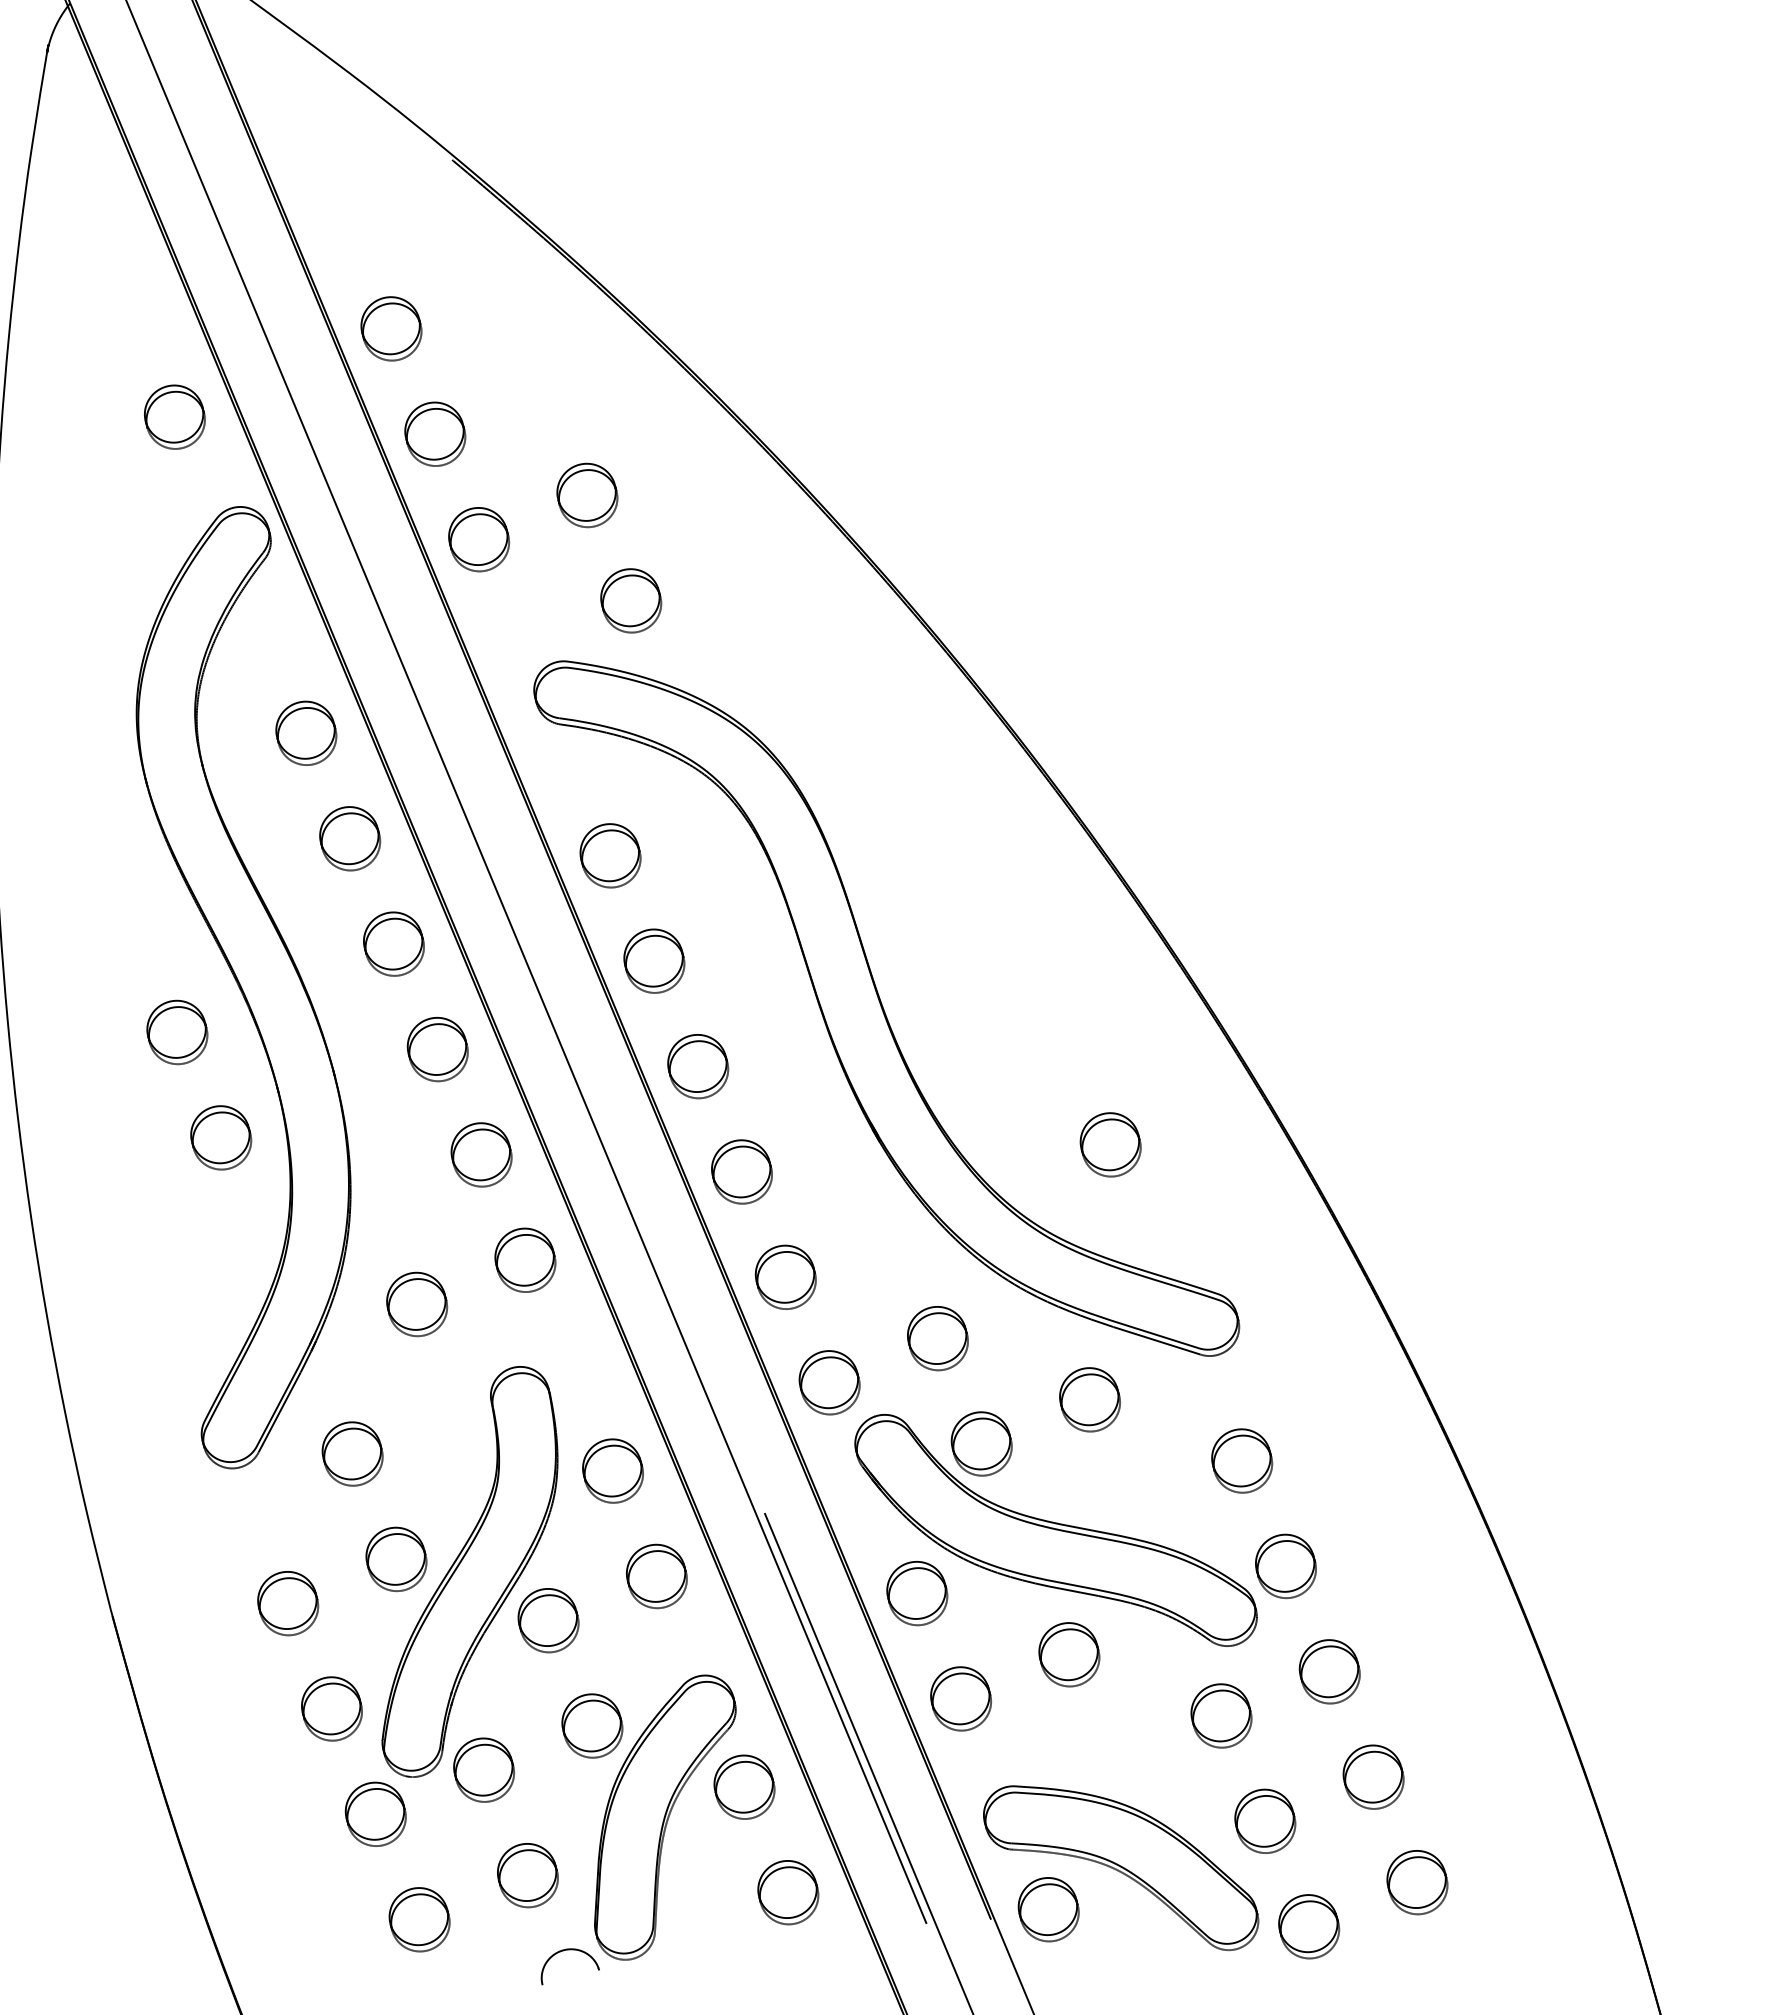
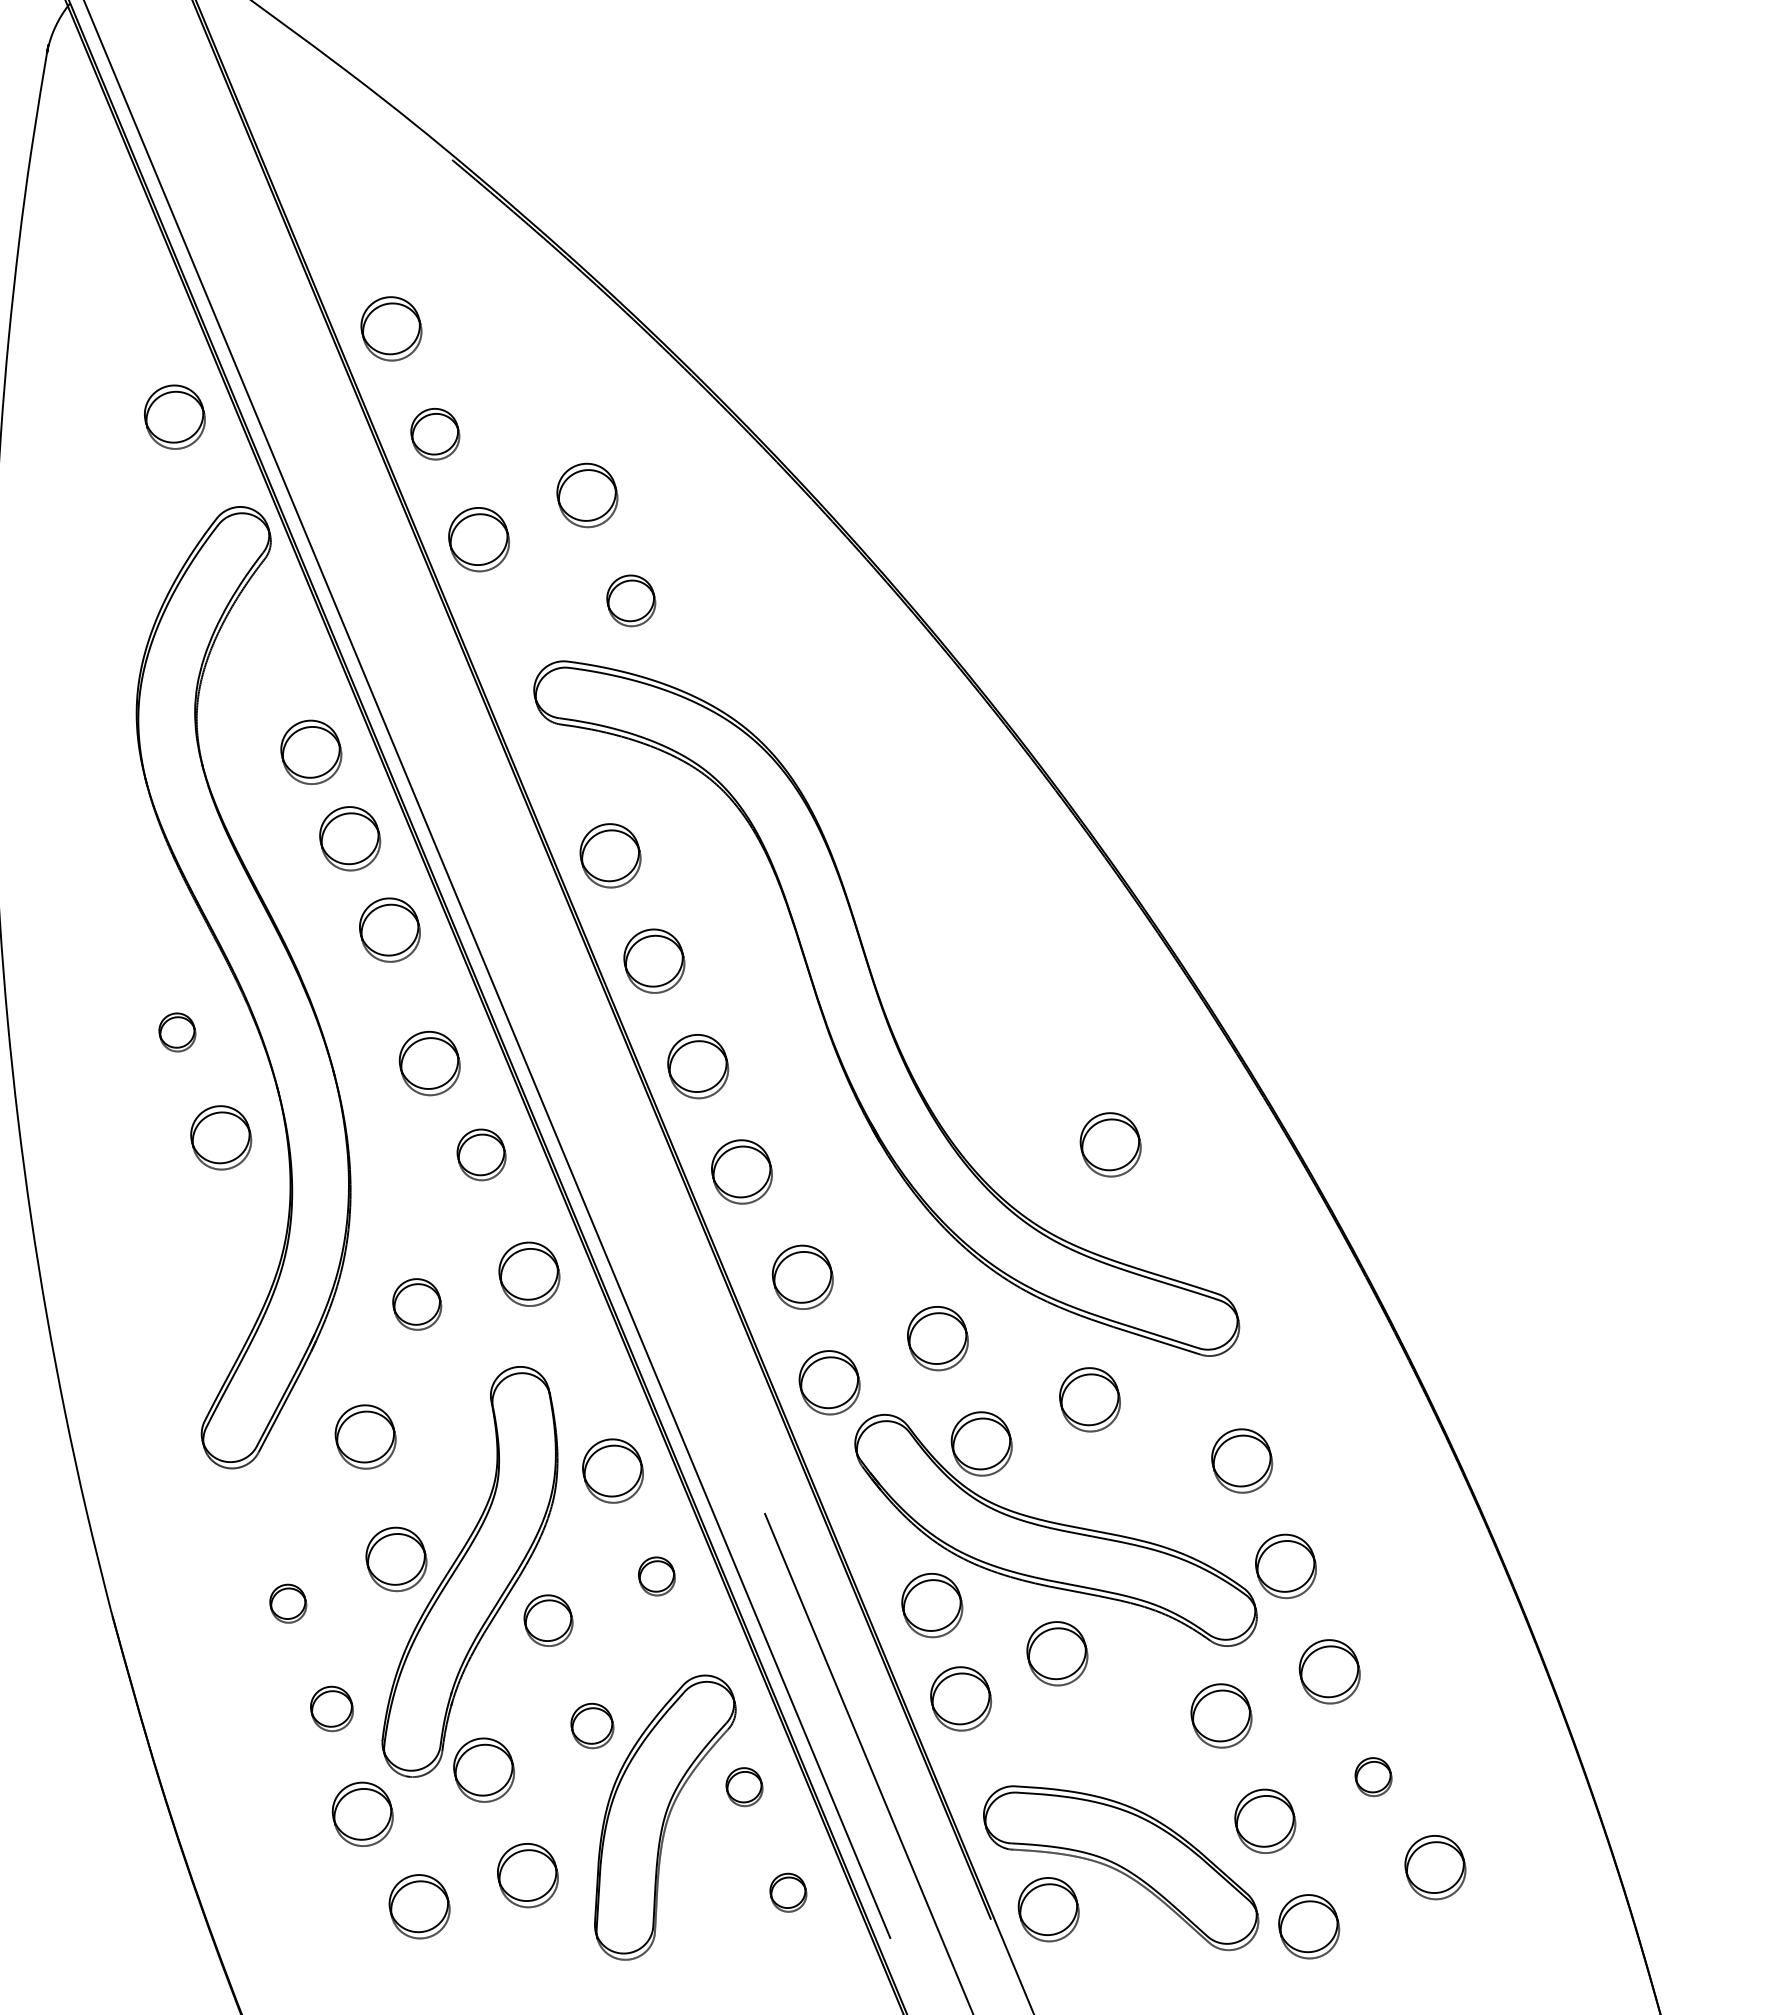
part size: 63x66 px -> 51x53 px (435, 434)
part size: 63x66 px -> 51x54 px (631, 600)
part position: (306, 732) -> (311, 751) (311, 751)
part position: (393, 943) -> (389, 929) (389, 929)
line position: (545, 1006) -> (502, 1006) (502, 1006)
part size: 63x67 px -> 39x41 px (177, 1032)
part position: (437, 1049) -> (429, 1063) (429, 1063)
part size: 63x66 px -> 51x54 px (481, 1154)
part position: (525, 1259) -> (529, 1273) (529, 1273)
part position: (785, 1276) -> (802, 1276) (802, 1276)
part size: 63x67 px -> 51x53 px (417, 1304)
part position: (352, 1453) -> (365, 1436) (365, 1436)
part size: 62x67 px -> 38x41 px (656, 1576)
part position: (917, 1593) -> (932, 1605) (932, 1605)
part size: 63x66 px -> 39x41 px (288, 1603)
part size: 63x66 px -> 51x53 px (548, 1620)
part position: (1069, 1654) -> (1057, 1653) (1057, 1653)
part size: 62x66 px -> 44x48 px (331, 1708)
part size: 63x66 px -> 45x48 px (592, 1725)
part size: 63x66 px -> 39x41 px (1373, 1777)
part size: 63x66 px -> 39x41 px (744, 1787)
part position: (375, 1813) -> (362, 1813) (362, 1813)
part position: (1417, 1882) -> (1435, 1867) (1435, 1867)
part size: 63x66 px -> 39x41 px (788, 1892)
part position: (419, 1919) -> (419, 1906) (419, 1906)
curve: present -> none (569, 1950)
